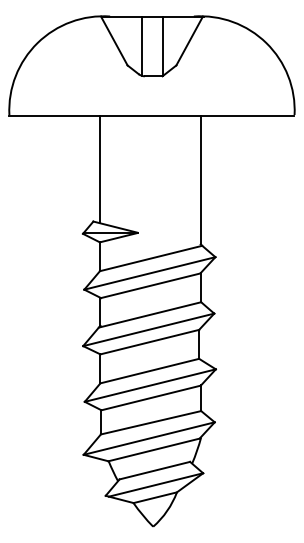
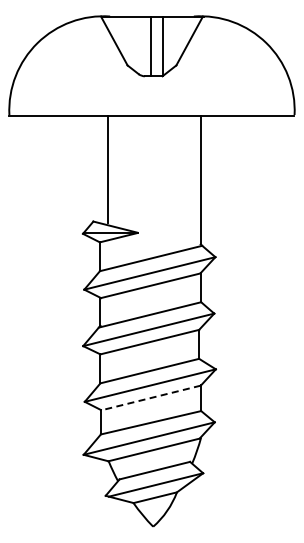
line position: (142, 46) -> (151, 46) (151, 46)
line position: (100, 169) -> (108, 169) (108, 169)
line: solid -> dashed (150, 398)
